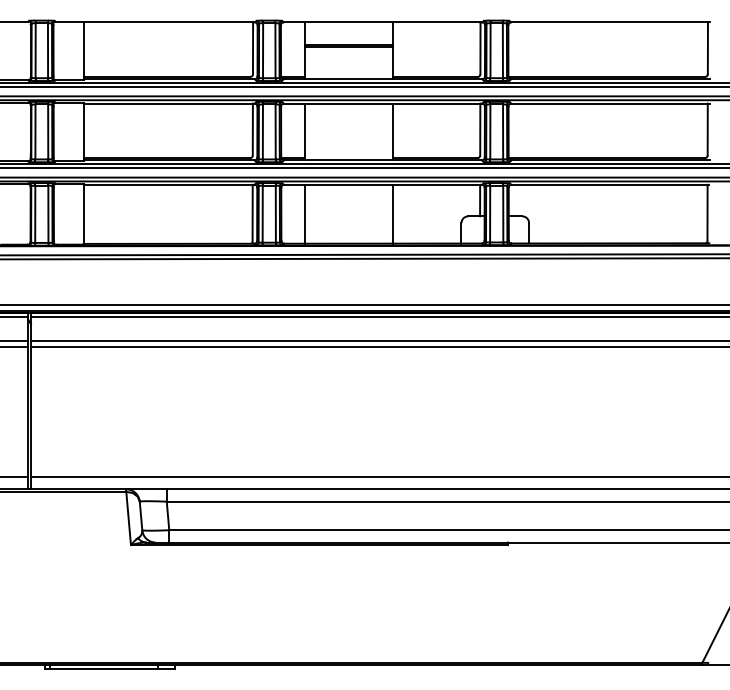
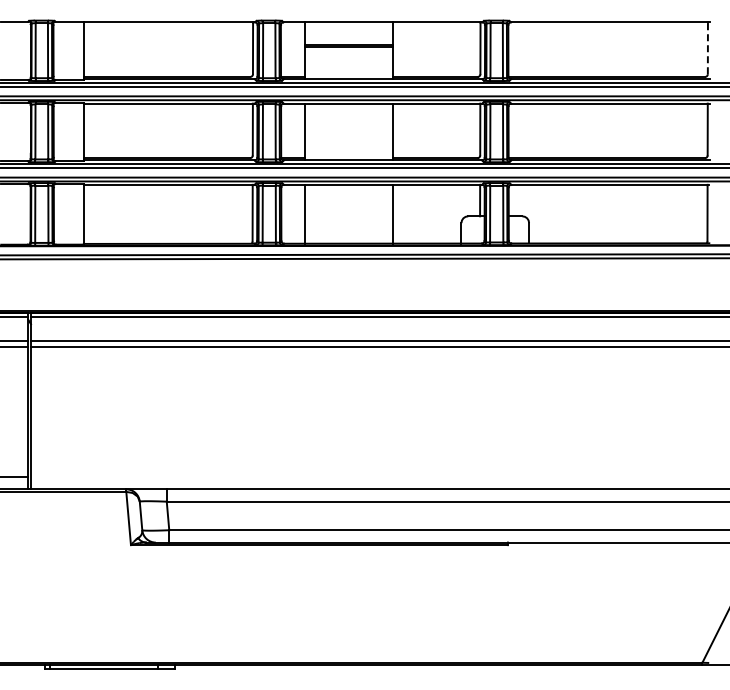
line: solid -> dashed (707, 48)
line: present -> none (364, 304)
line: present -> none (378, 477)
